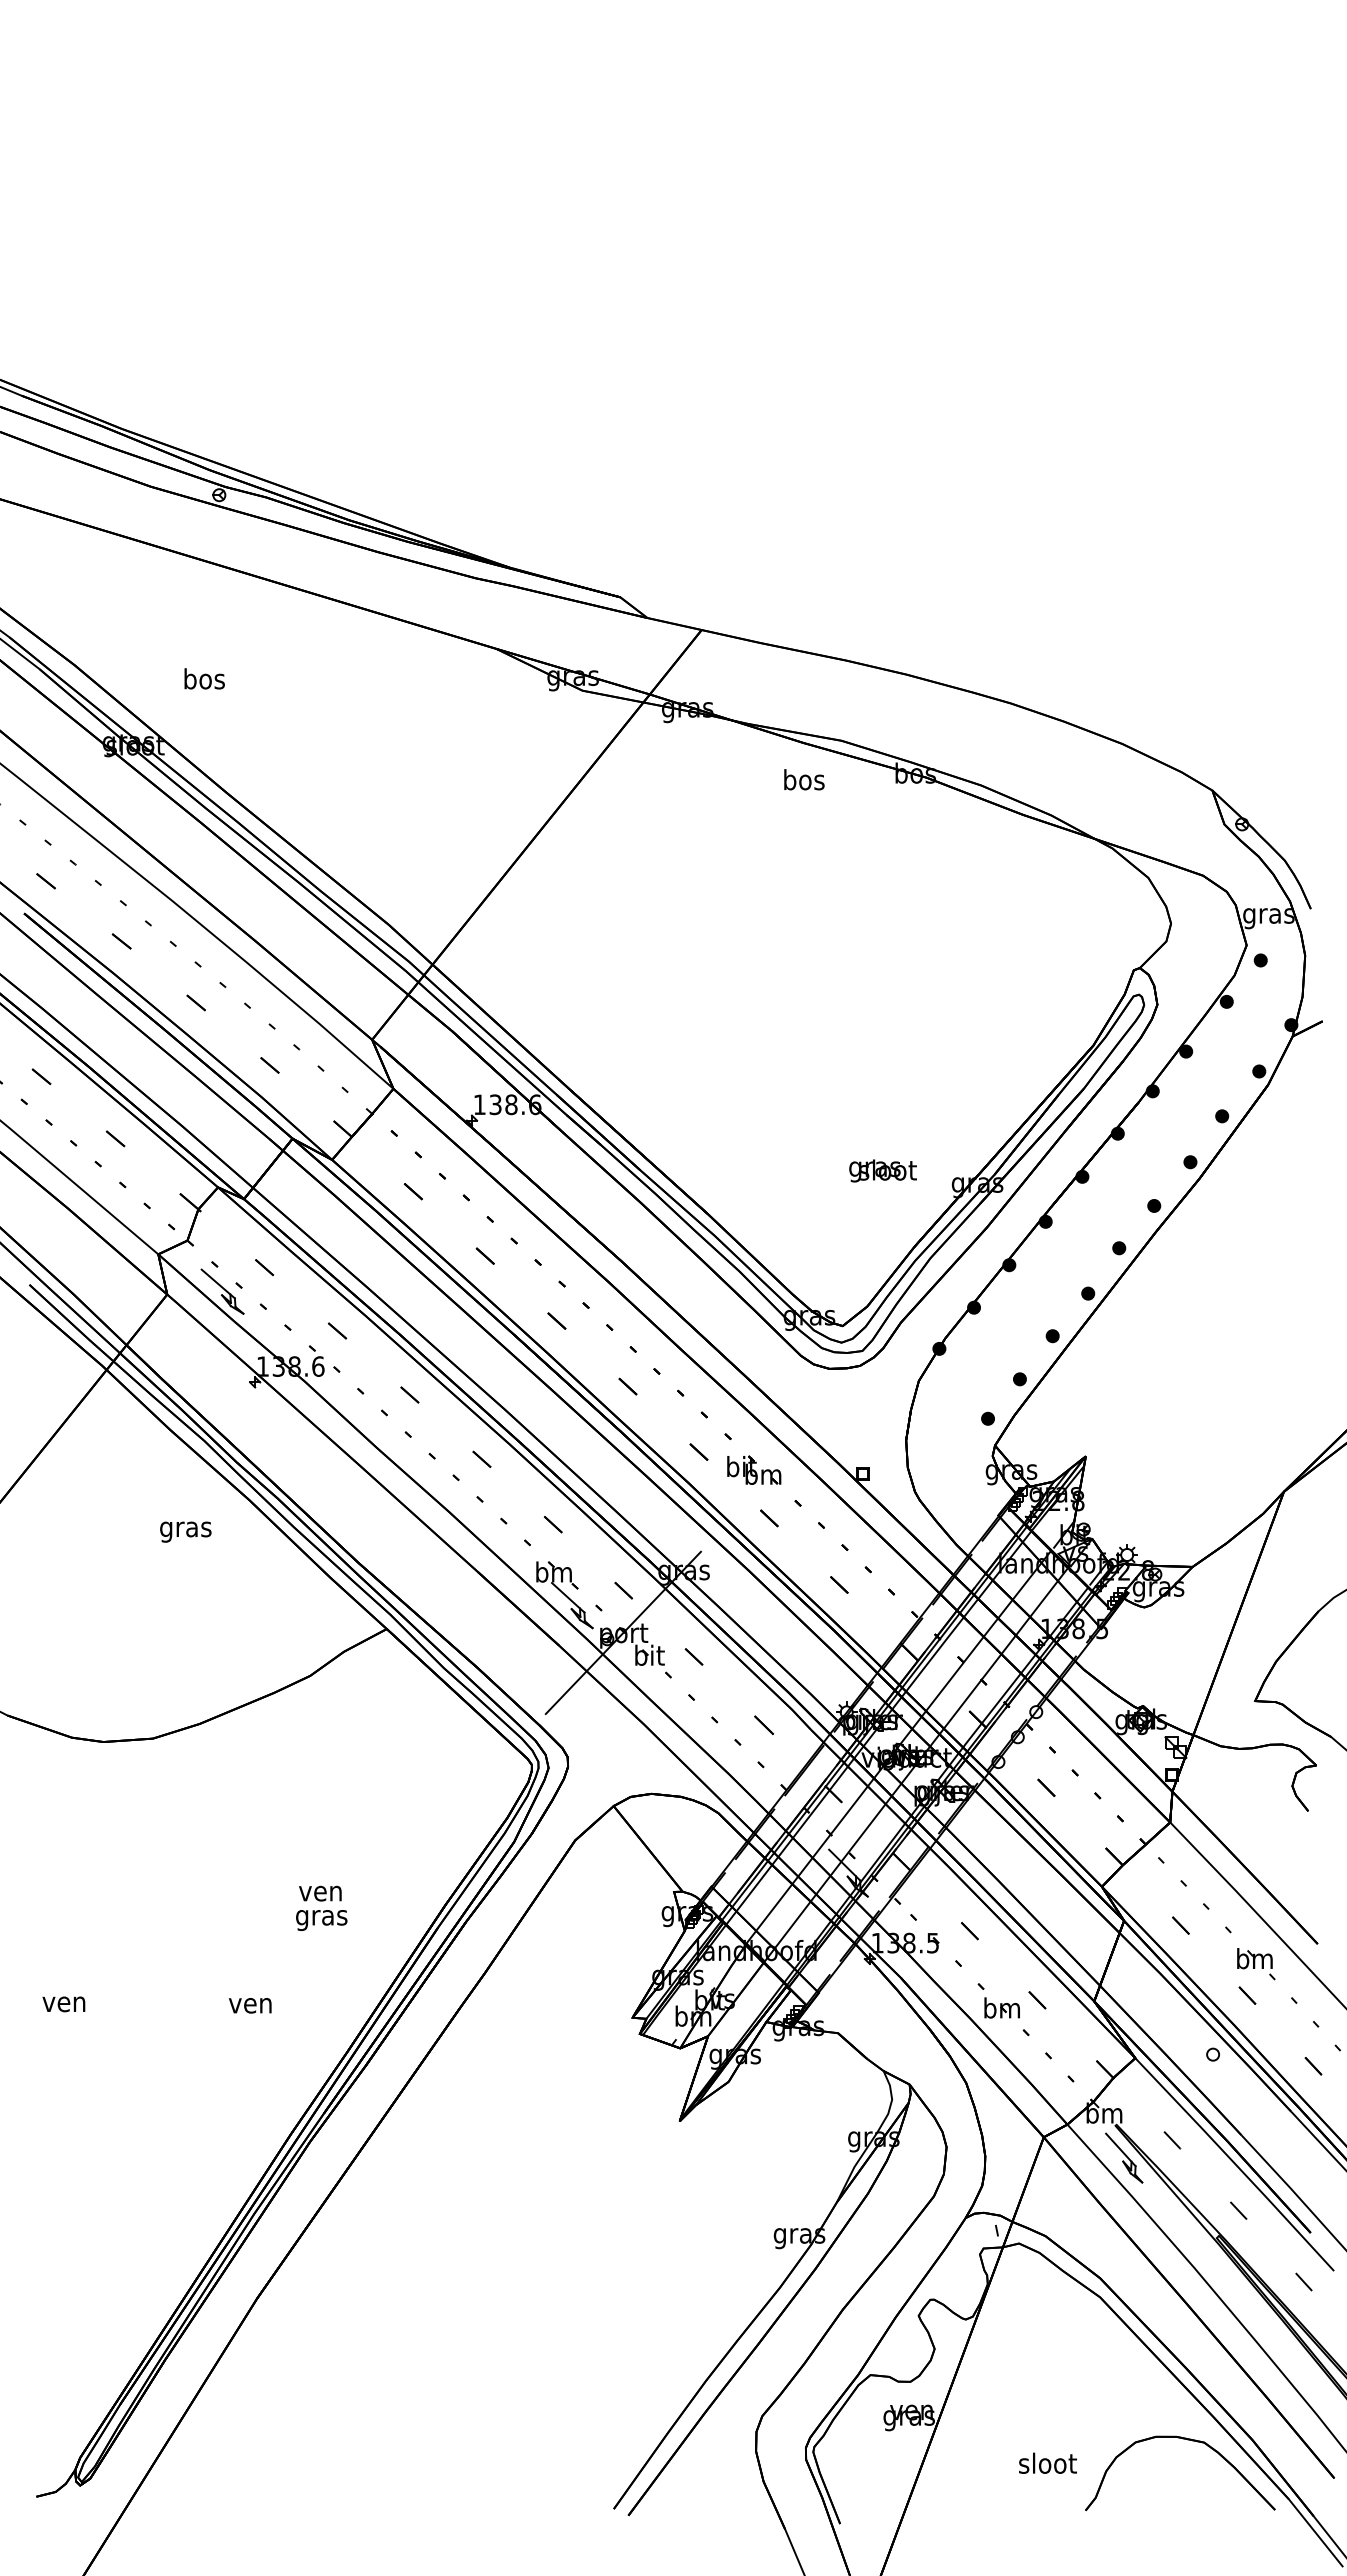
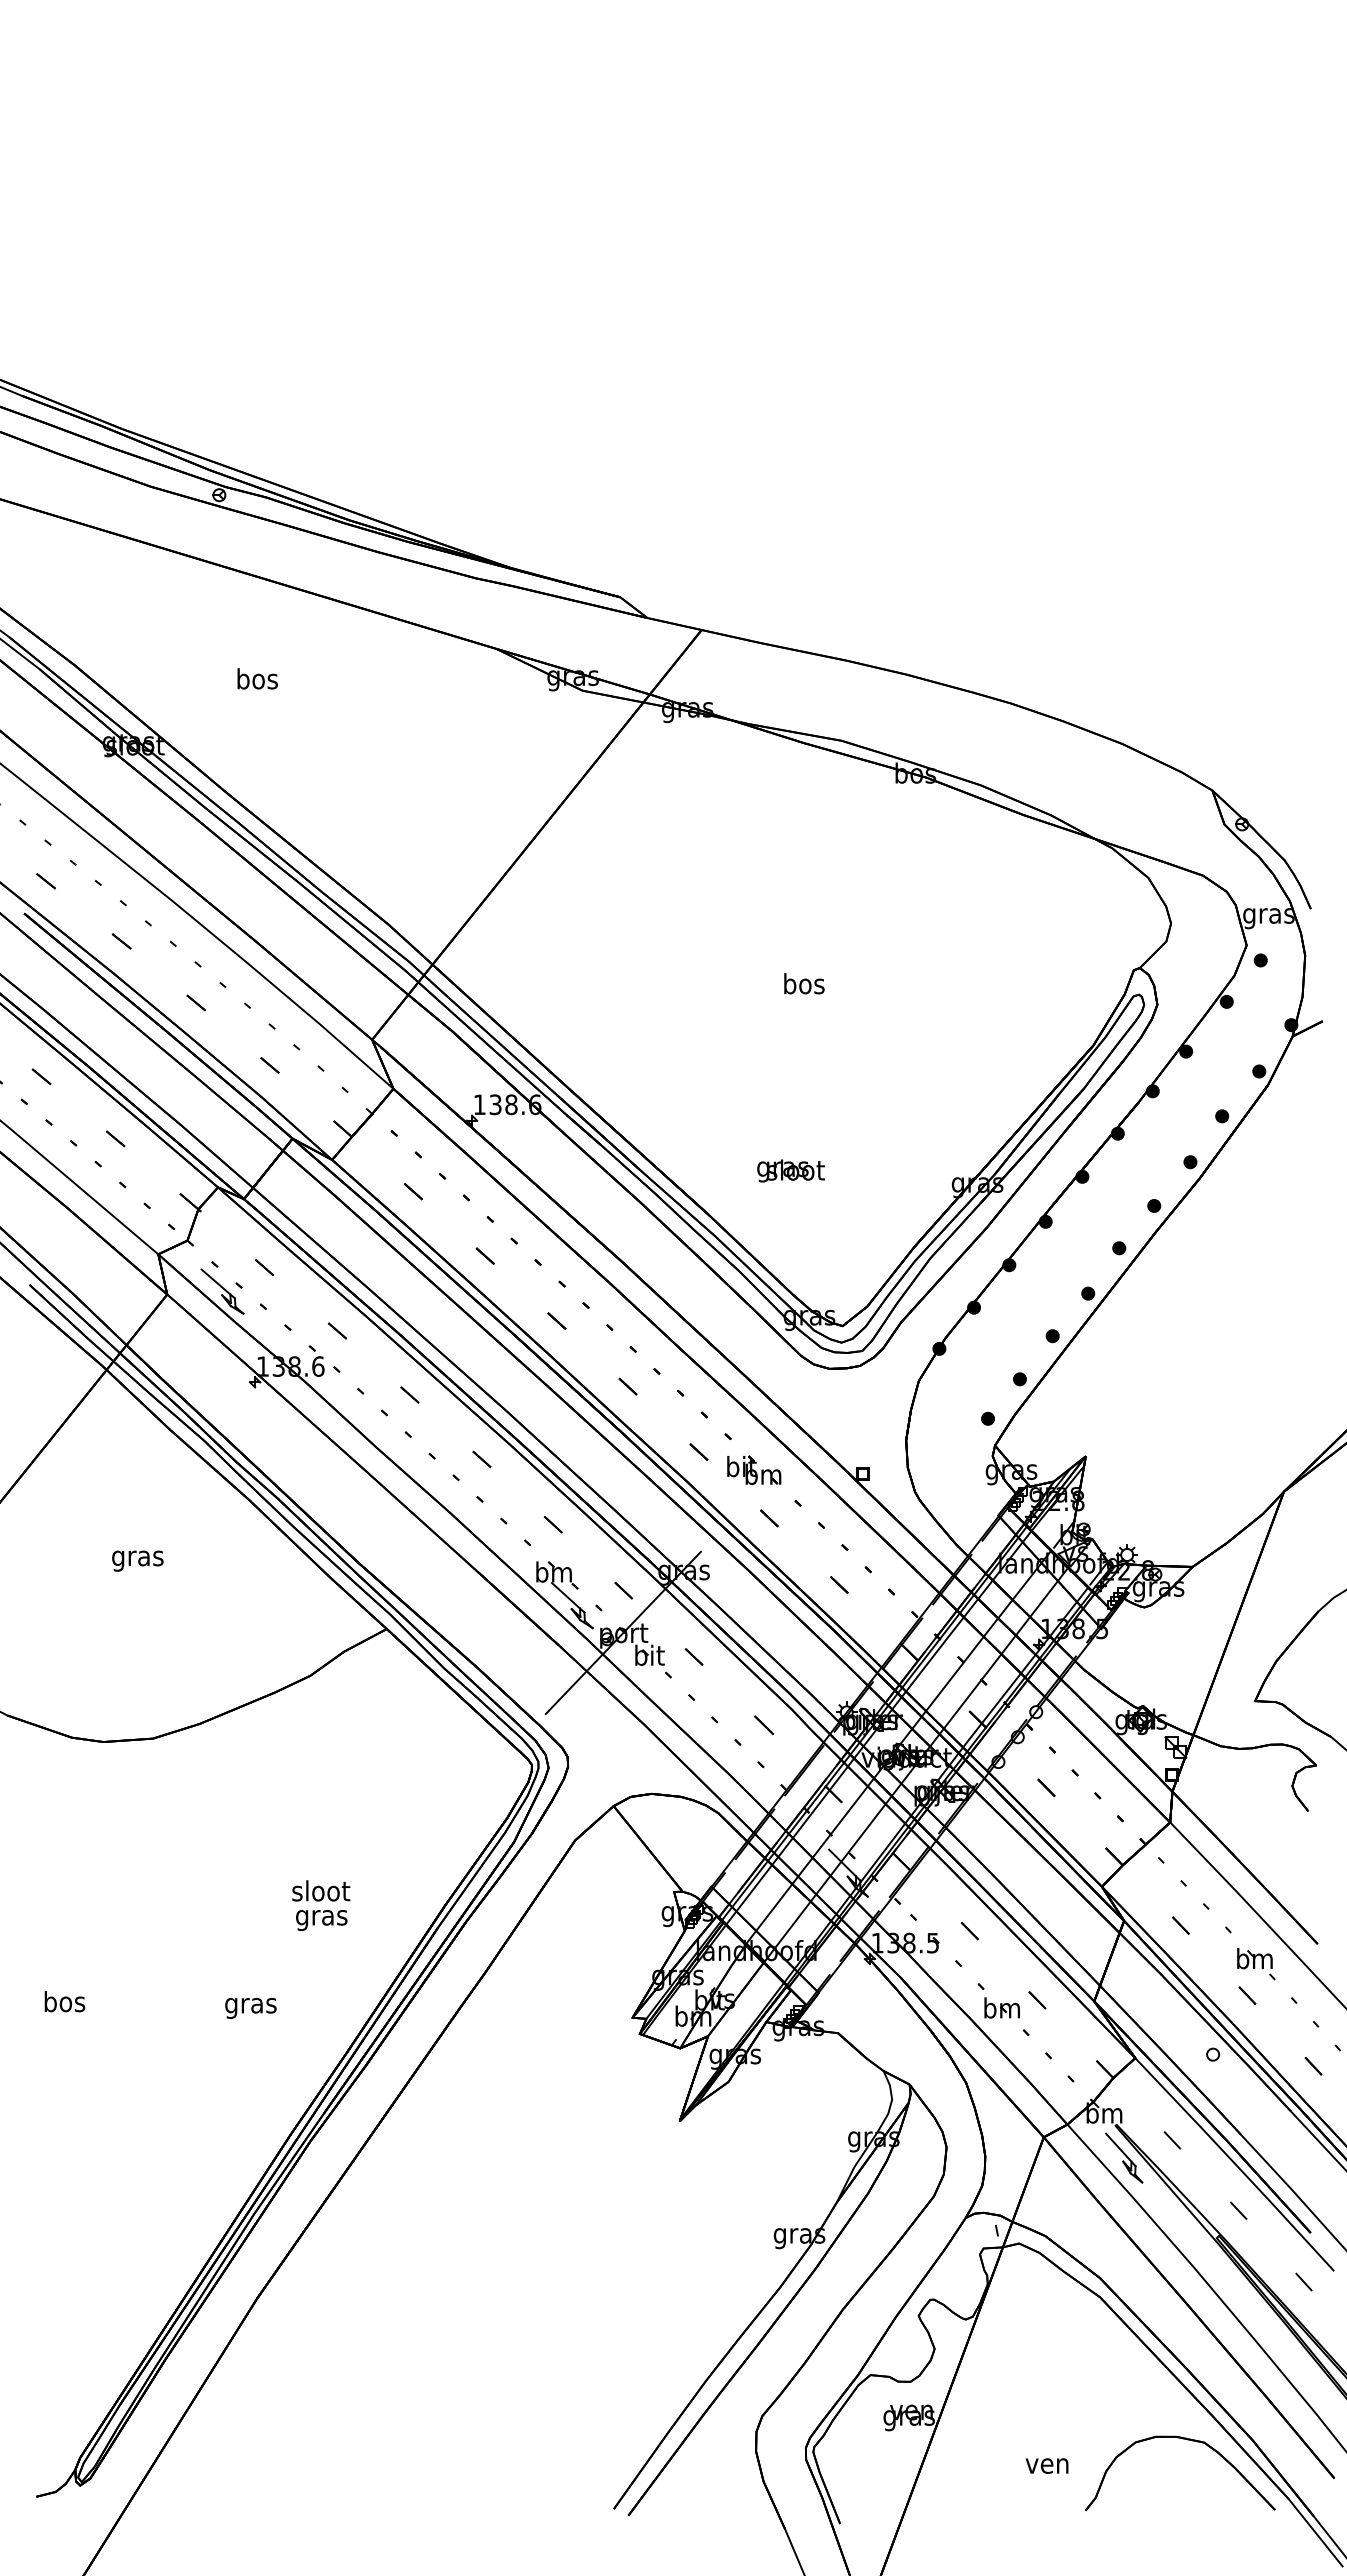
text position: (204, 678) -> (257, 678) (257, 678)
text position: (804, 779) -> (804, 983) (804, 983)
text position: (882, 1170) -> (790, 1170) (790, 1170)
text position: (185, 1531) -> (137, 1560) (137, 1560)
text: ven -> sloot (321, 1890)
text: ven -> bos (63, 2001)
text: ven -> gras (250, 2007)
text: sloot -> ven (1047, 2462)
